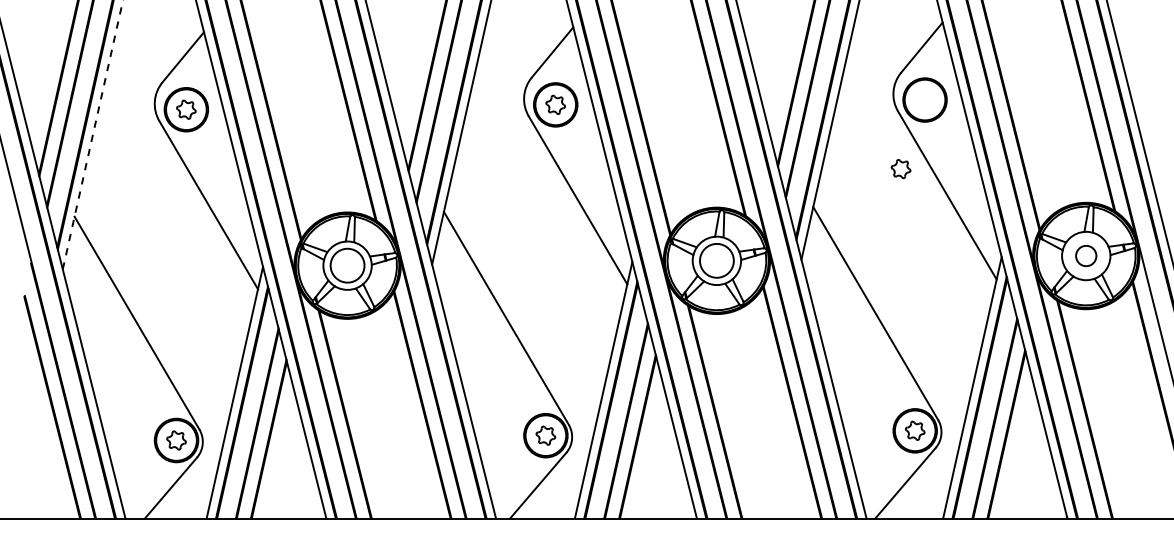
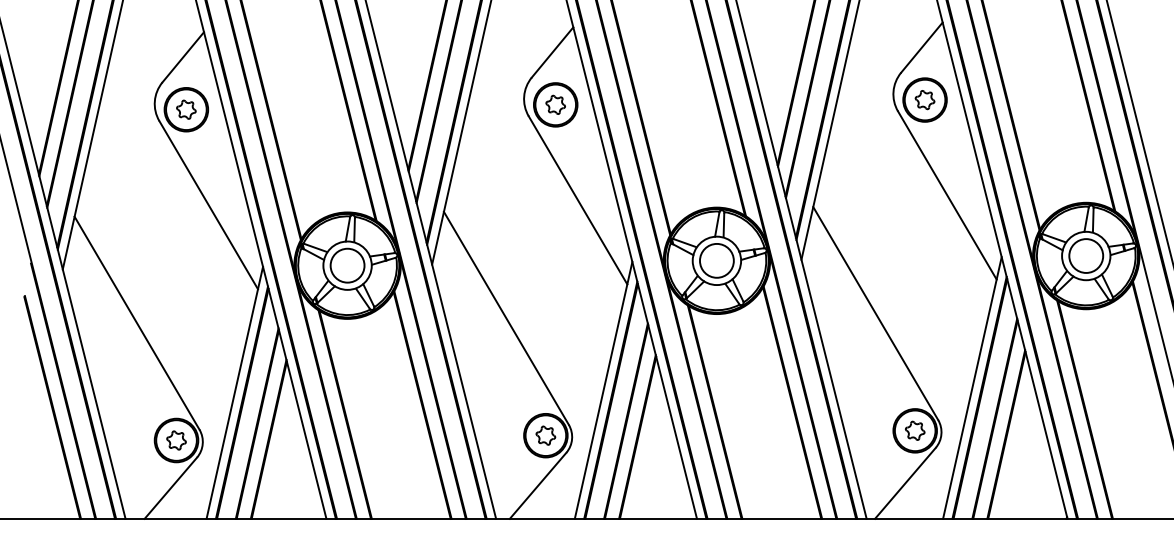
line: dashed -> solid (92, 134)
part position: (900, 169) -> (924, 100) (924, 100)
circle diameter: 20 px -> 34 px (1086, 255)
